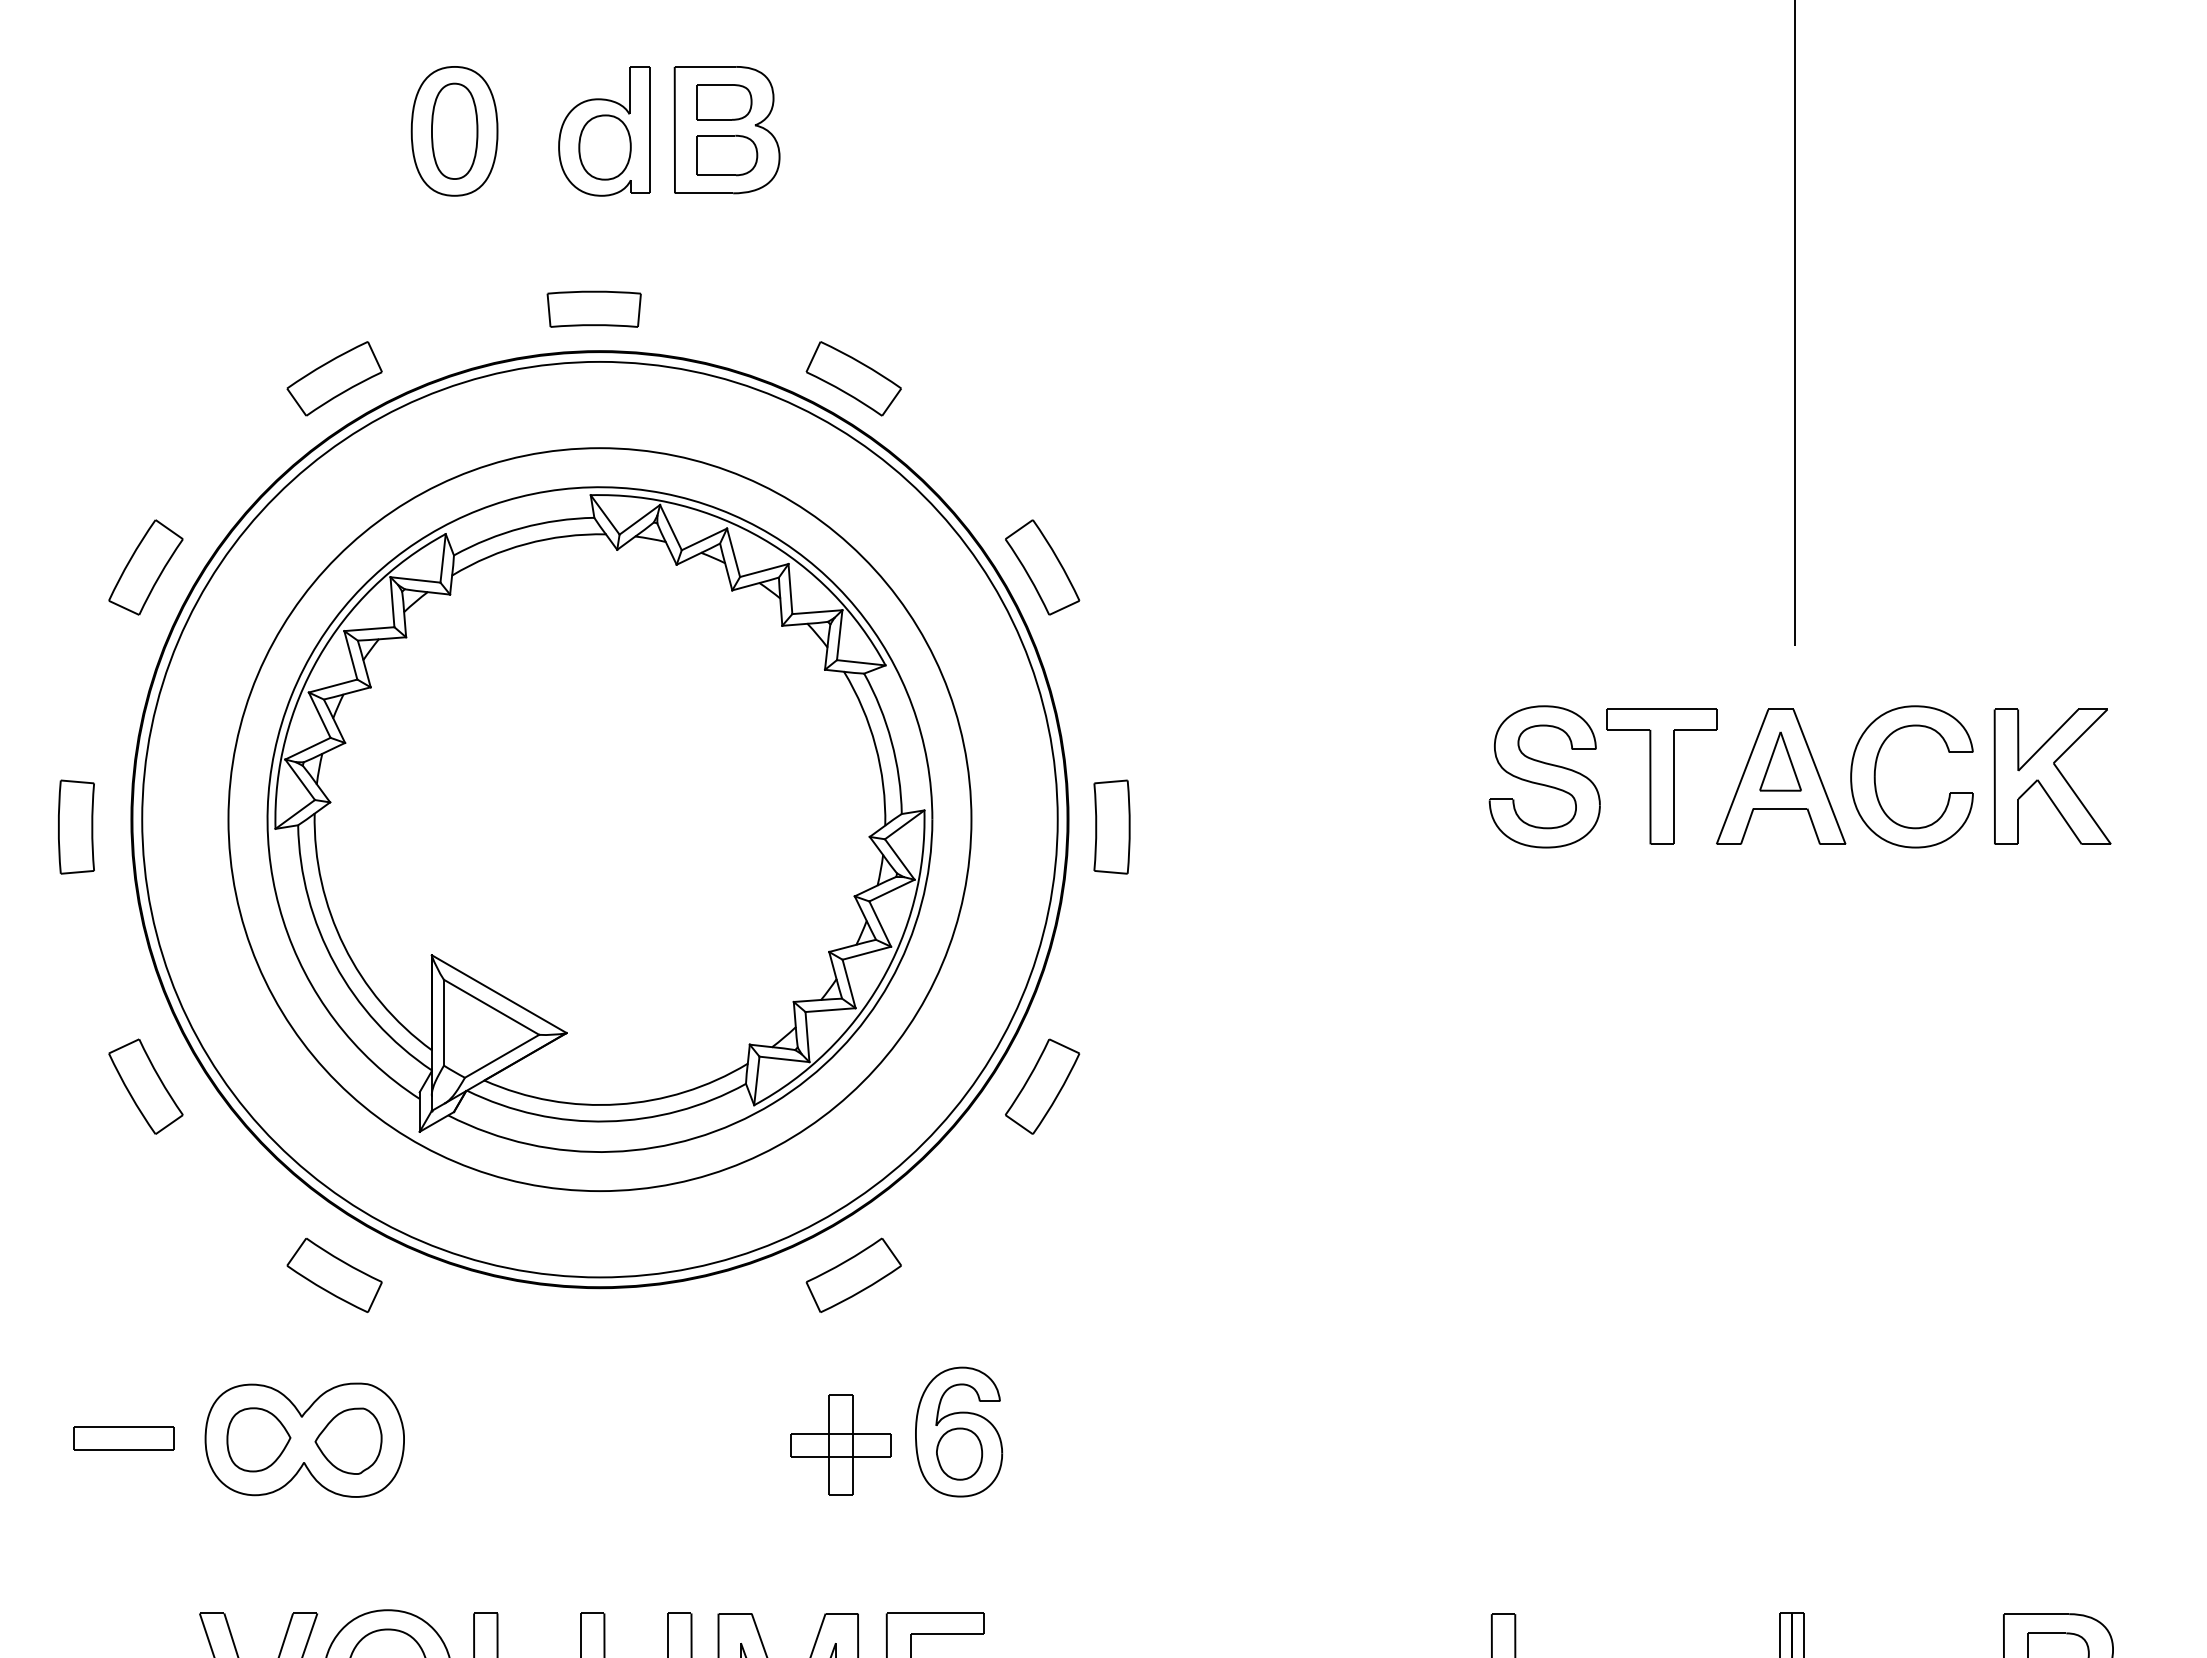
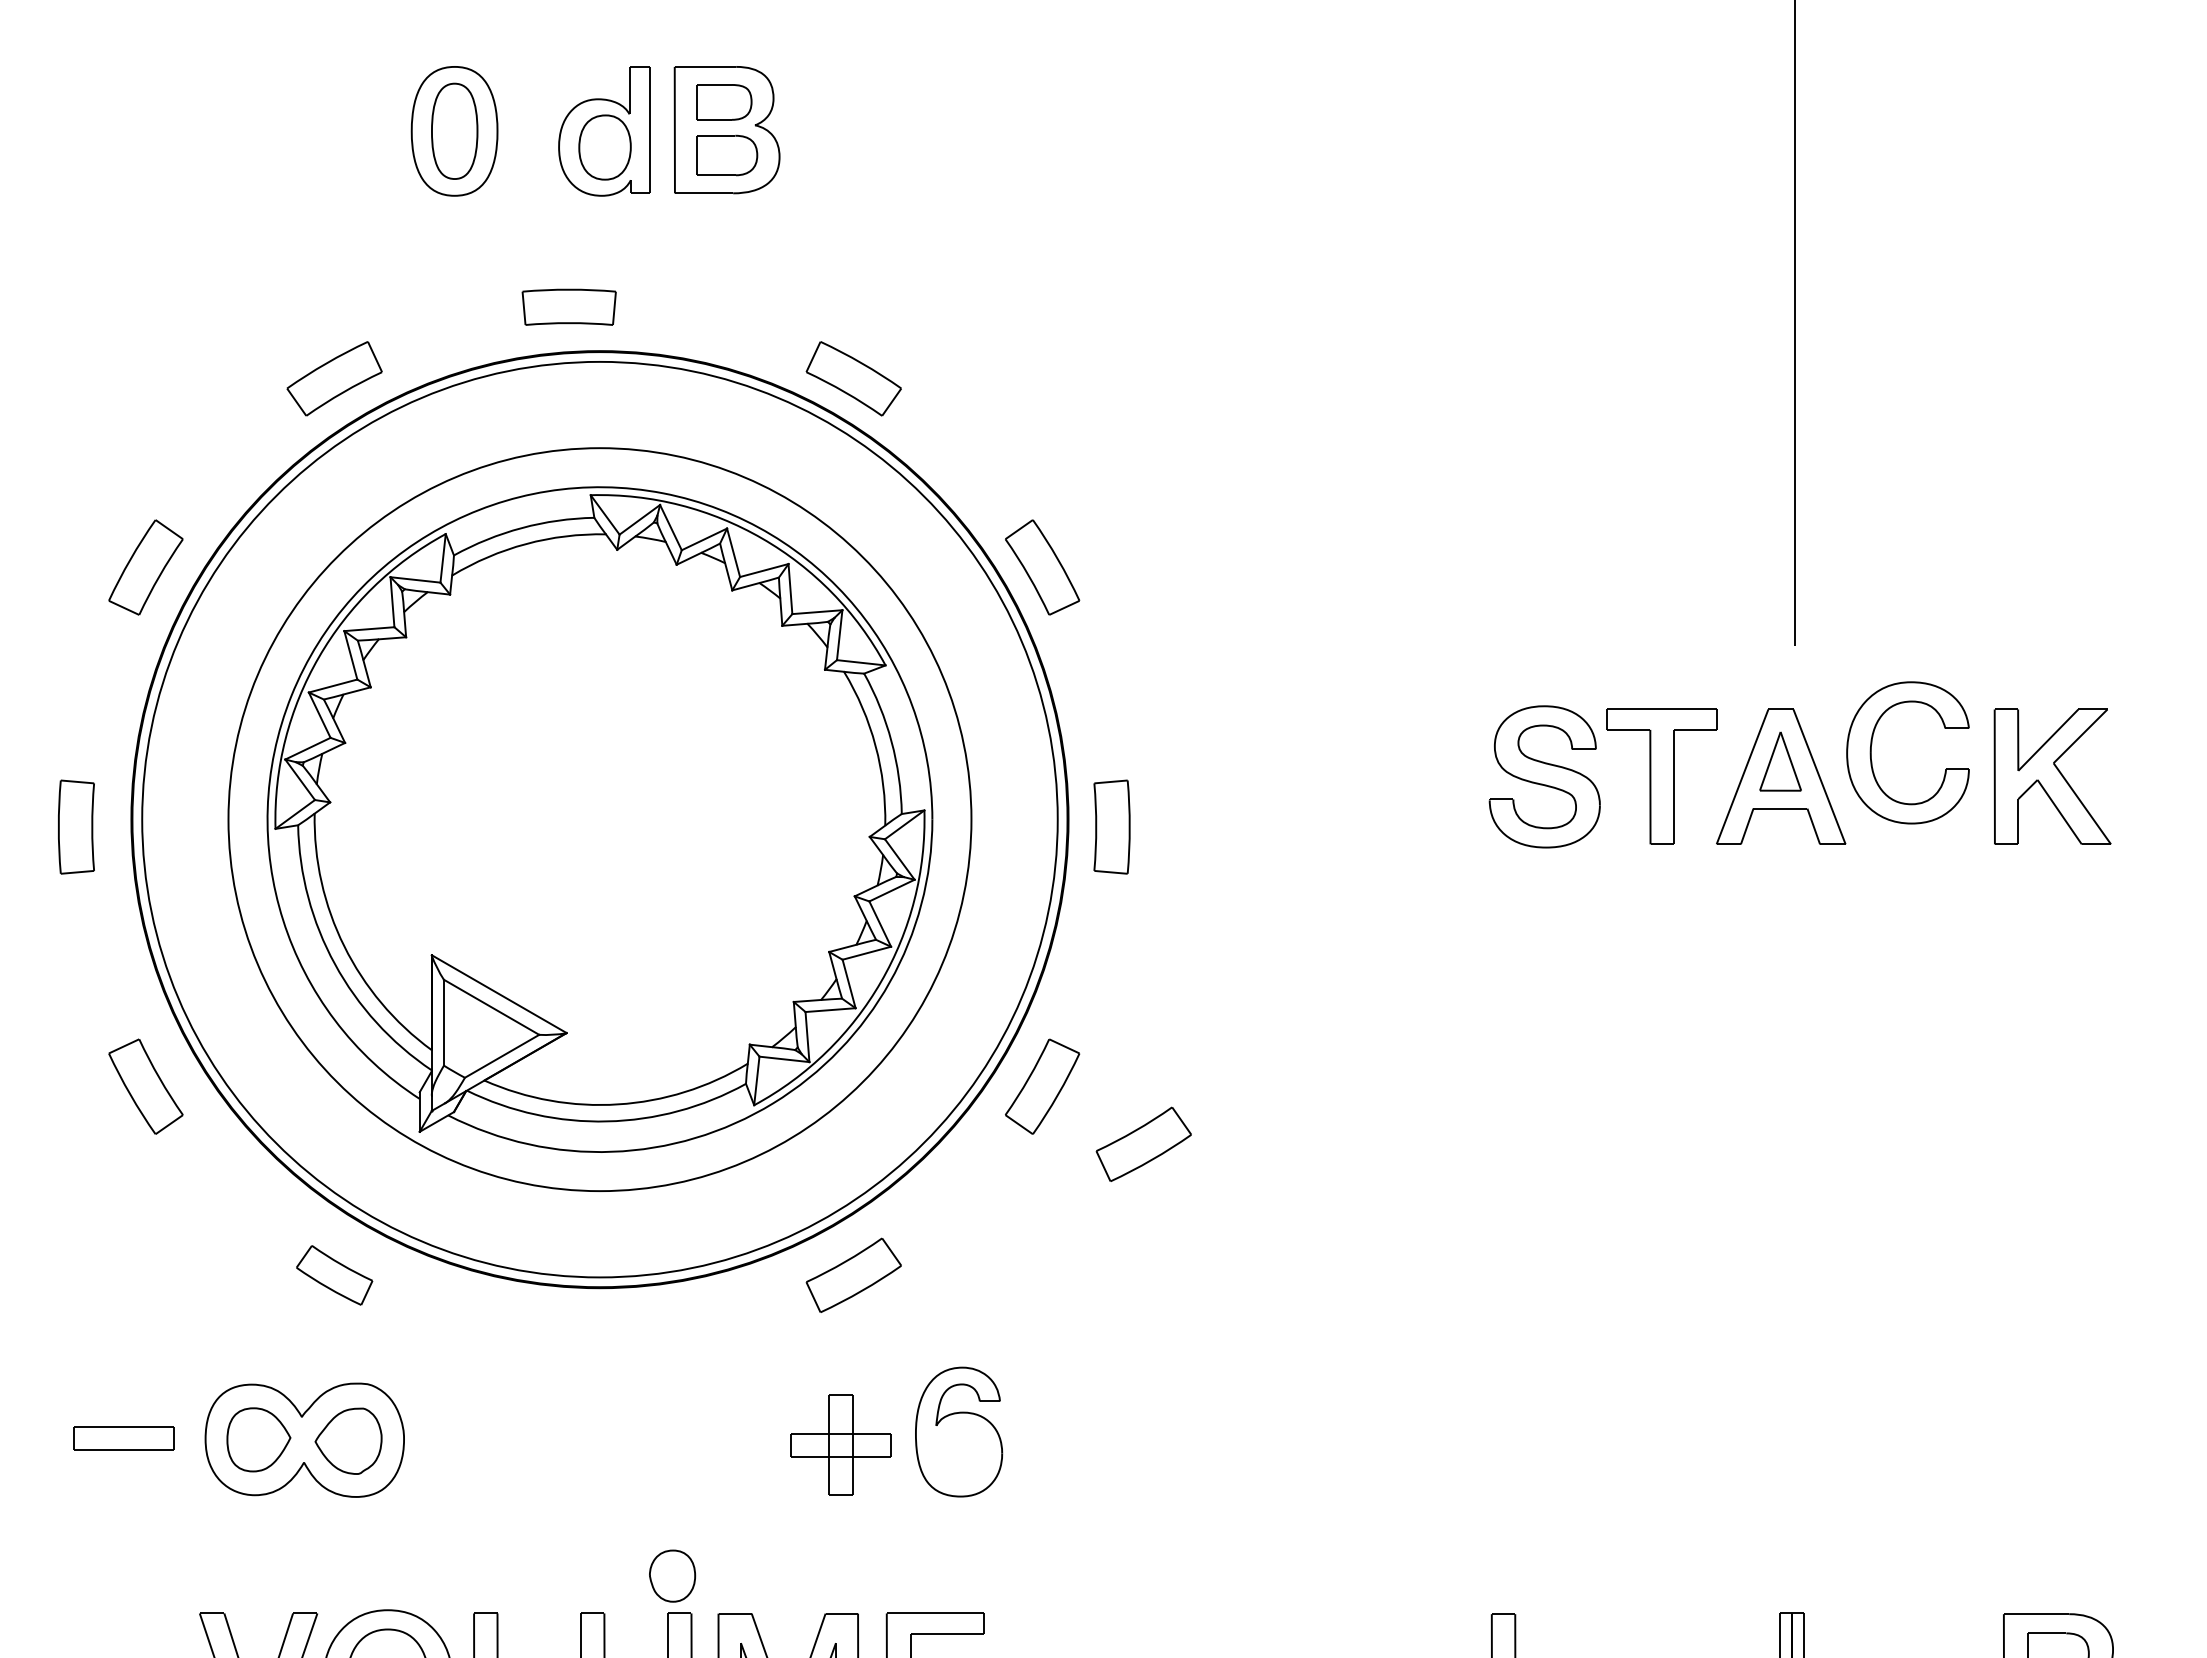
part position: (593, 308) -> (568, 306) (568, 306)
part position: (1876, 768) -> (1872, 744) (1872, 744)
part: none -> present (1143, 1143)
part size: 97x75 px -> 78x61 px (334, 1275)
part position: (959, 1453) -> (672, 1575) (672, 1575)
